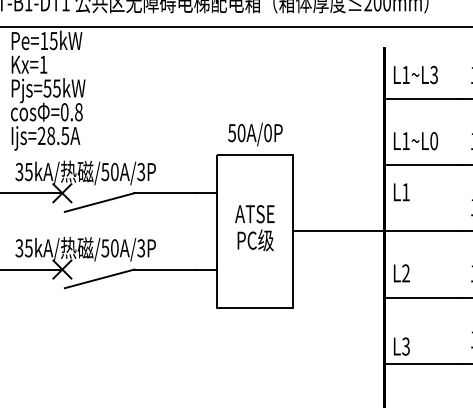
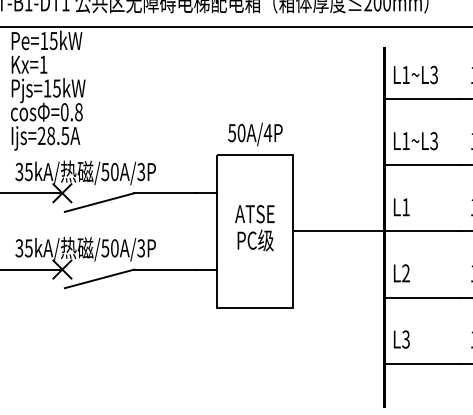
text: Pjs=55kW -> Pjs=15kW (47, 88)
text: 50A/0P -> 50A/4P (267, 133)
text: L1~L0 -> L1~L3 (434, 141)
text position: (401, 192) -> (401, 207) (401, 207)
text position: (401, 346) -> (401, 339) (401, 339)
